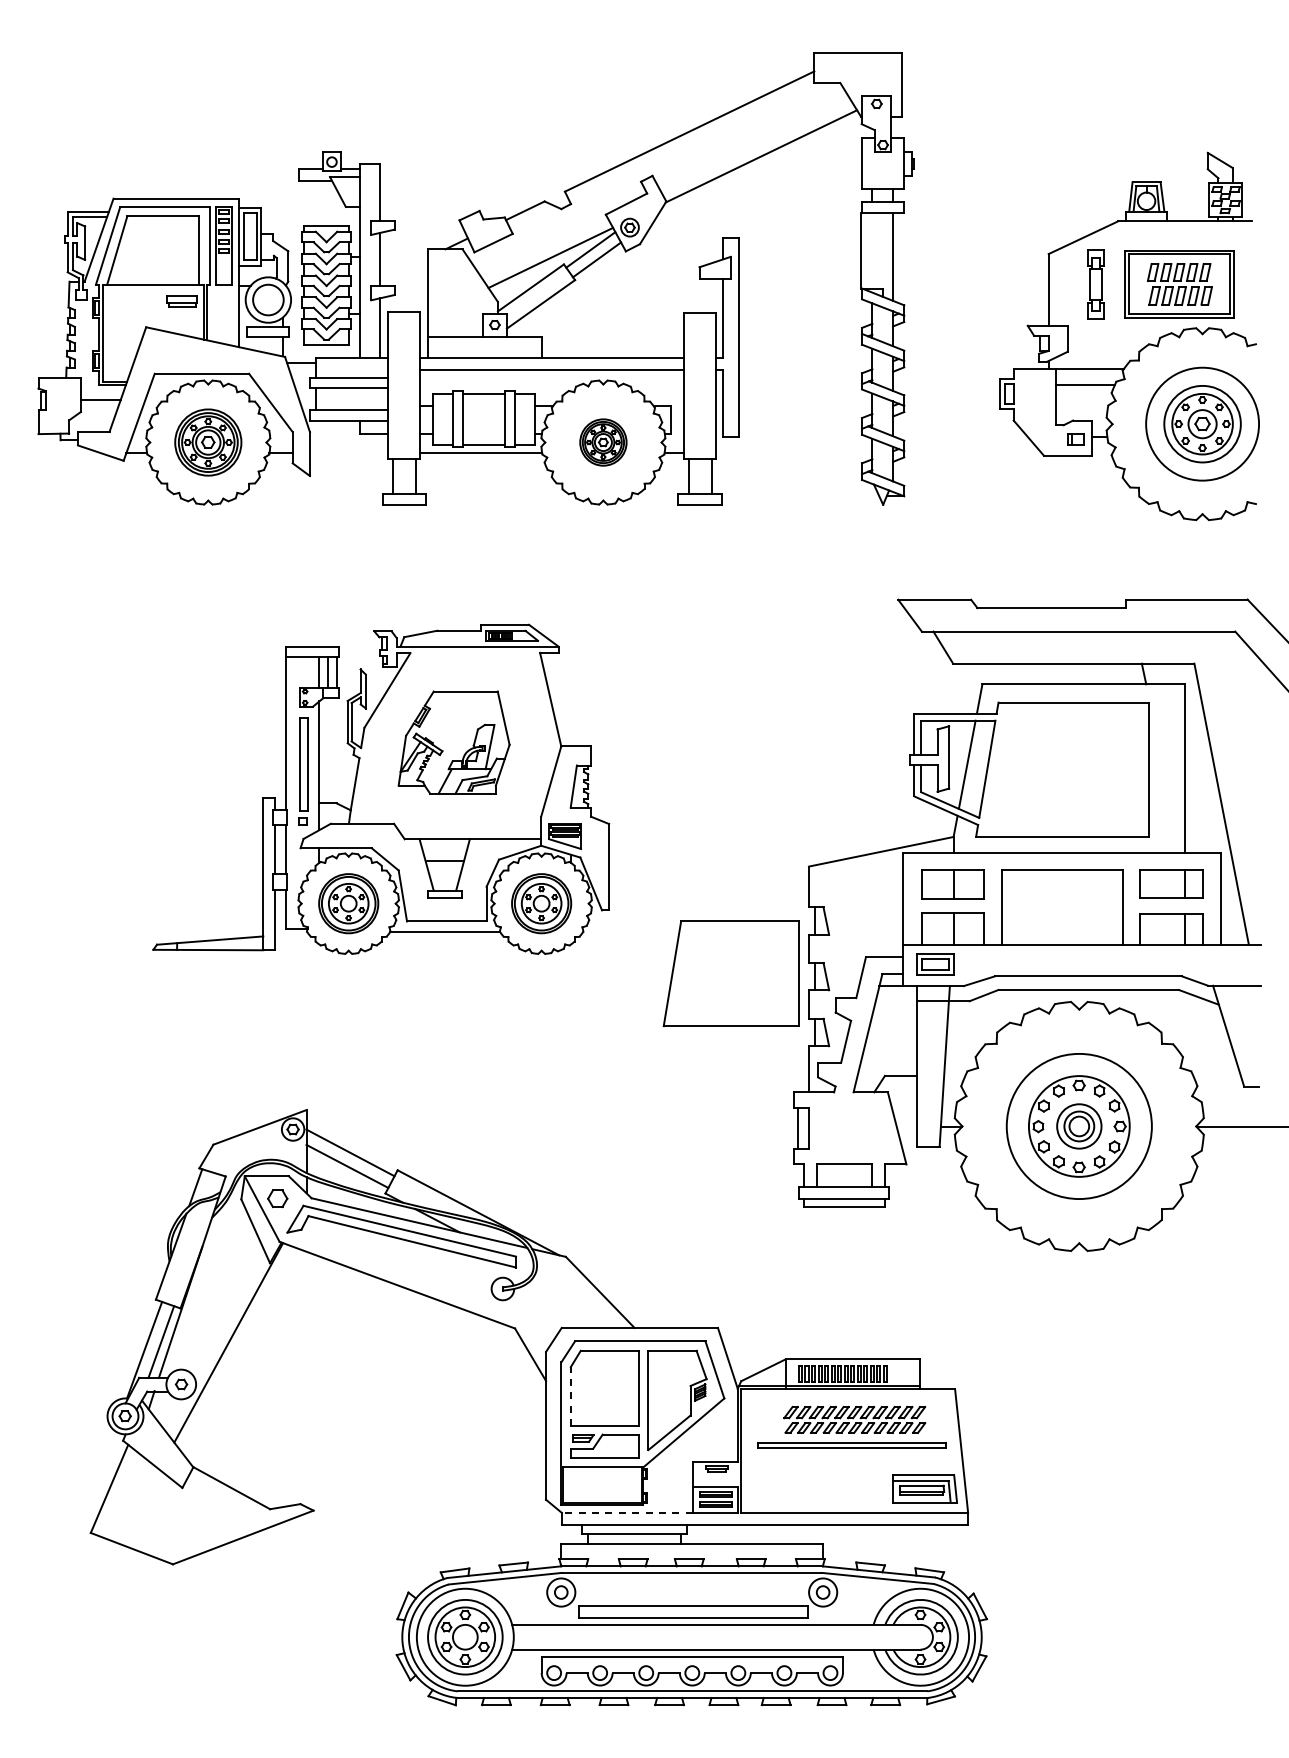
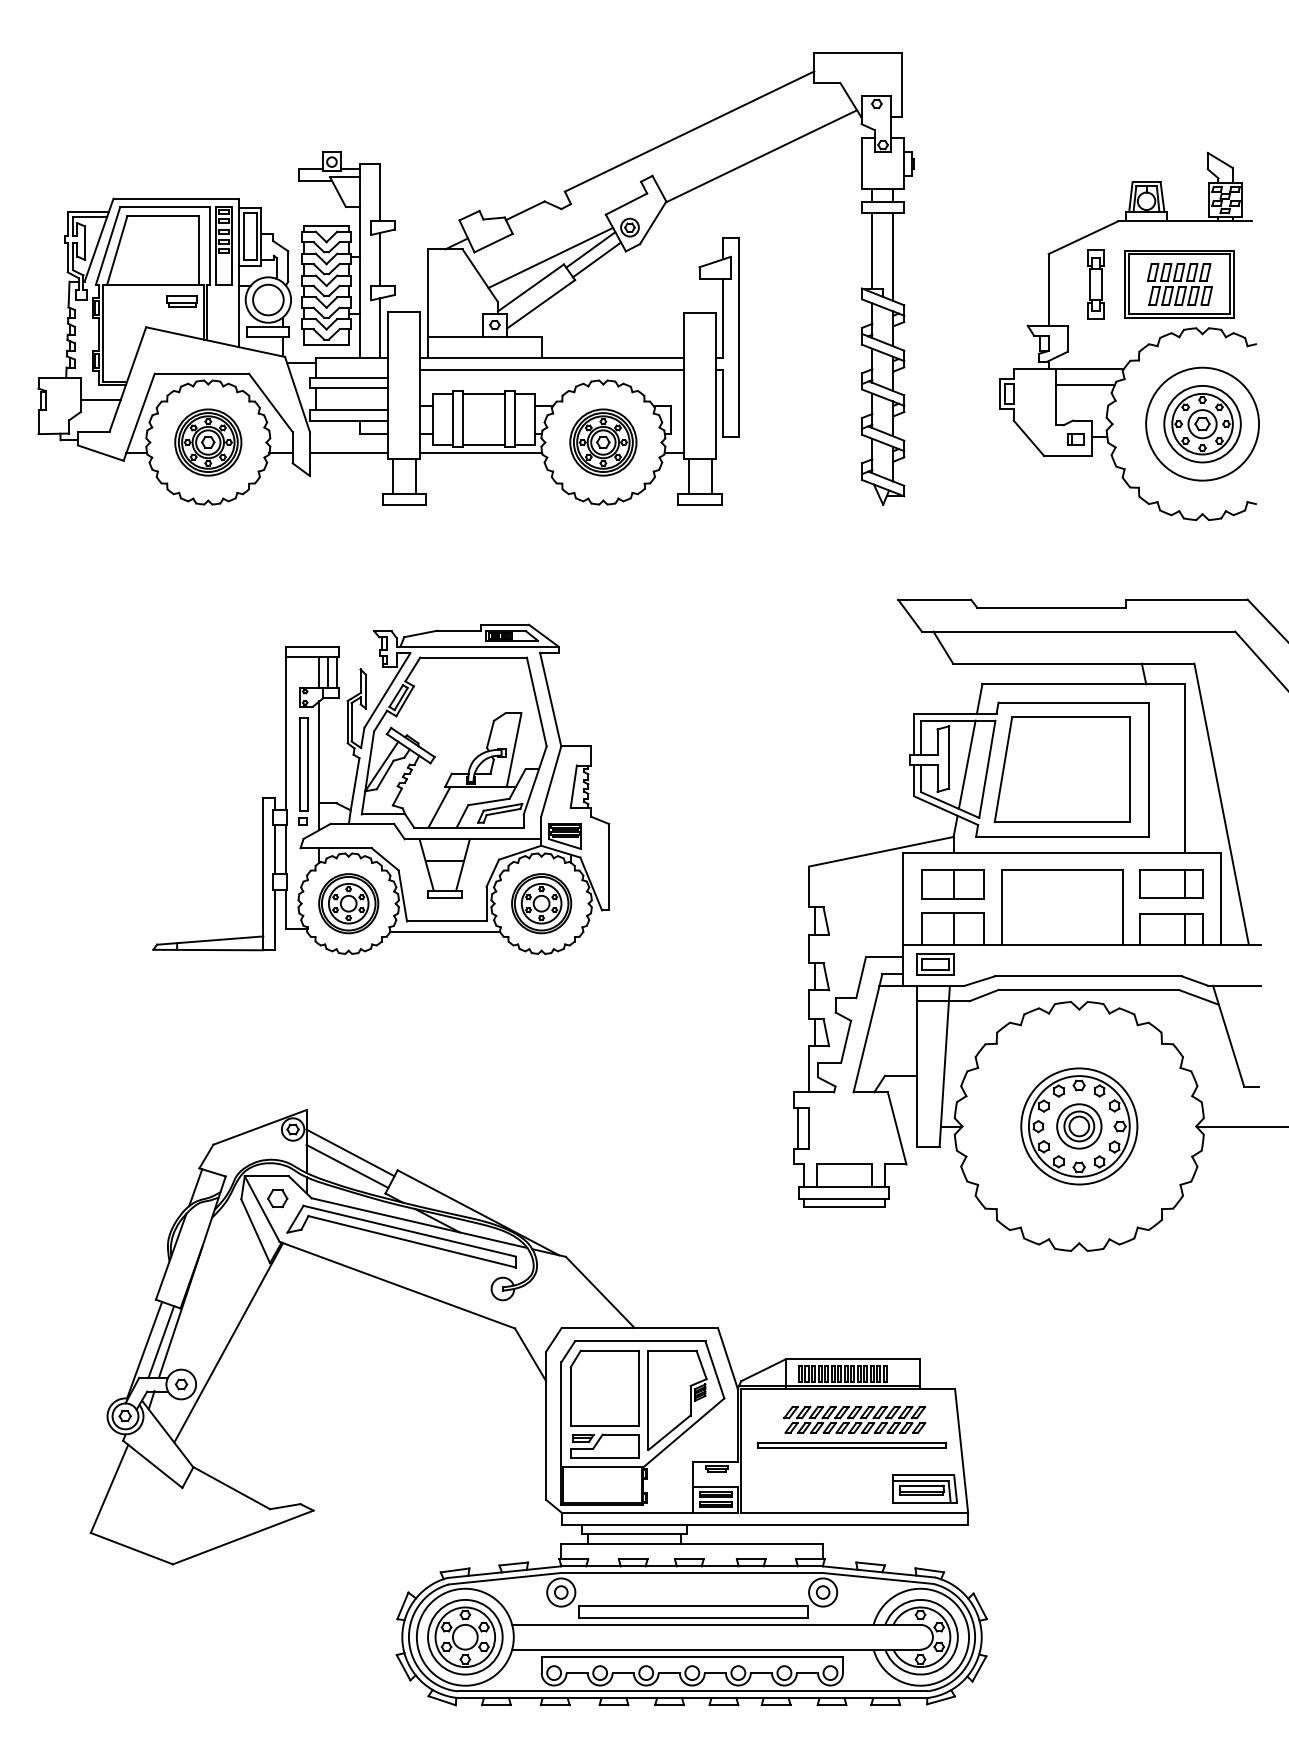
line position: (861, 250) -> (872, 250) (872, 250)
part size: 49x49 px -> 69x69 px (603, 442)
line: none -> present (348, 453)
part size: 114x105 px -> 188x173 px (453, 742)
part position: (730, 973) -> (1061, 769) (1061, 769)
circle diameter: 145 px -> 116 px (1079, 1126)
line: dashed -> solid (570, 1396)
line: dashed -> solid (626, 1512)
